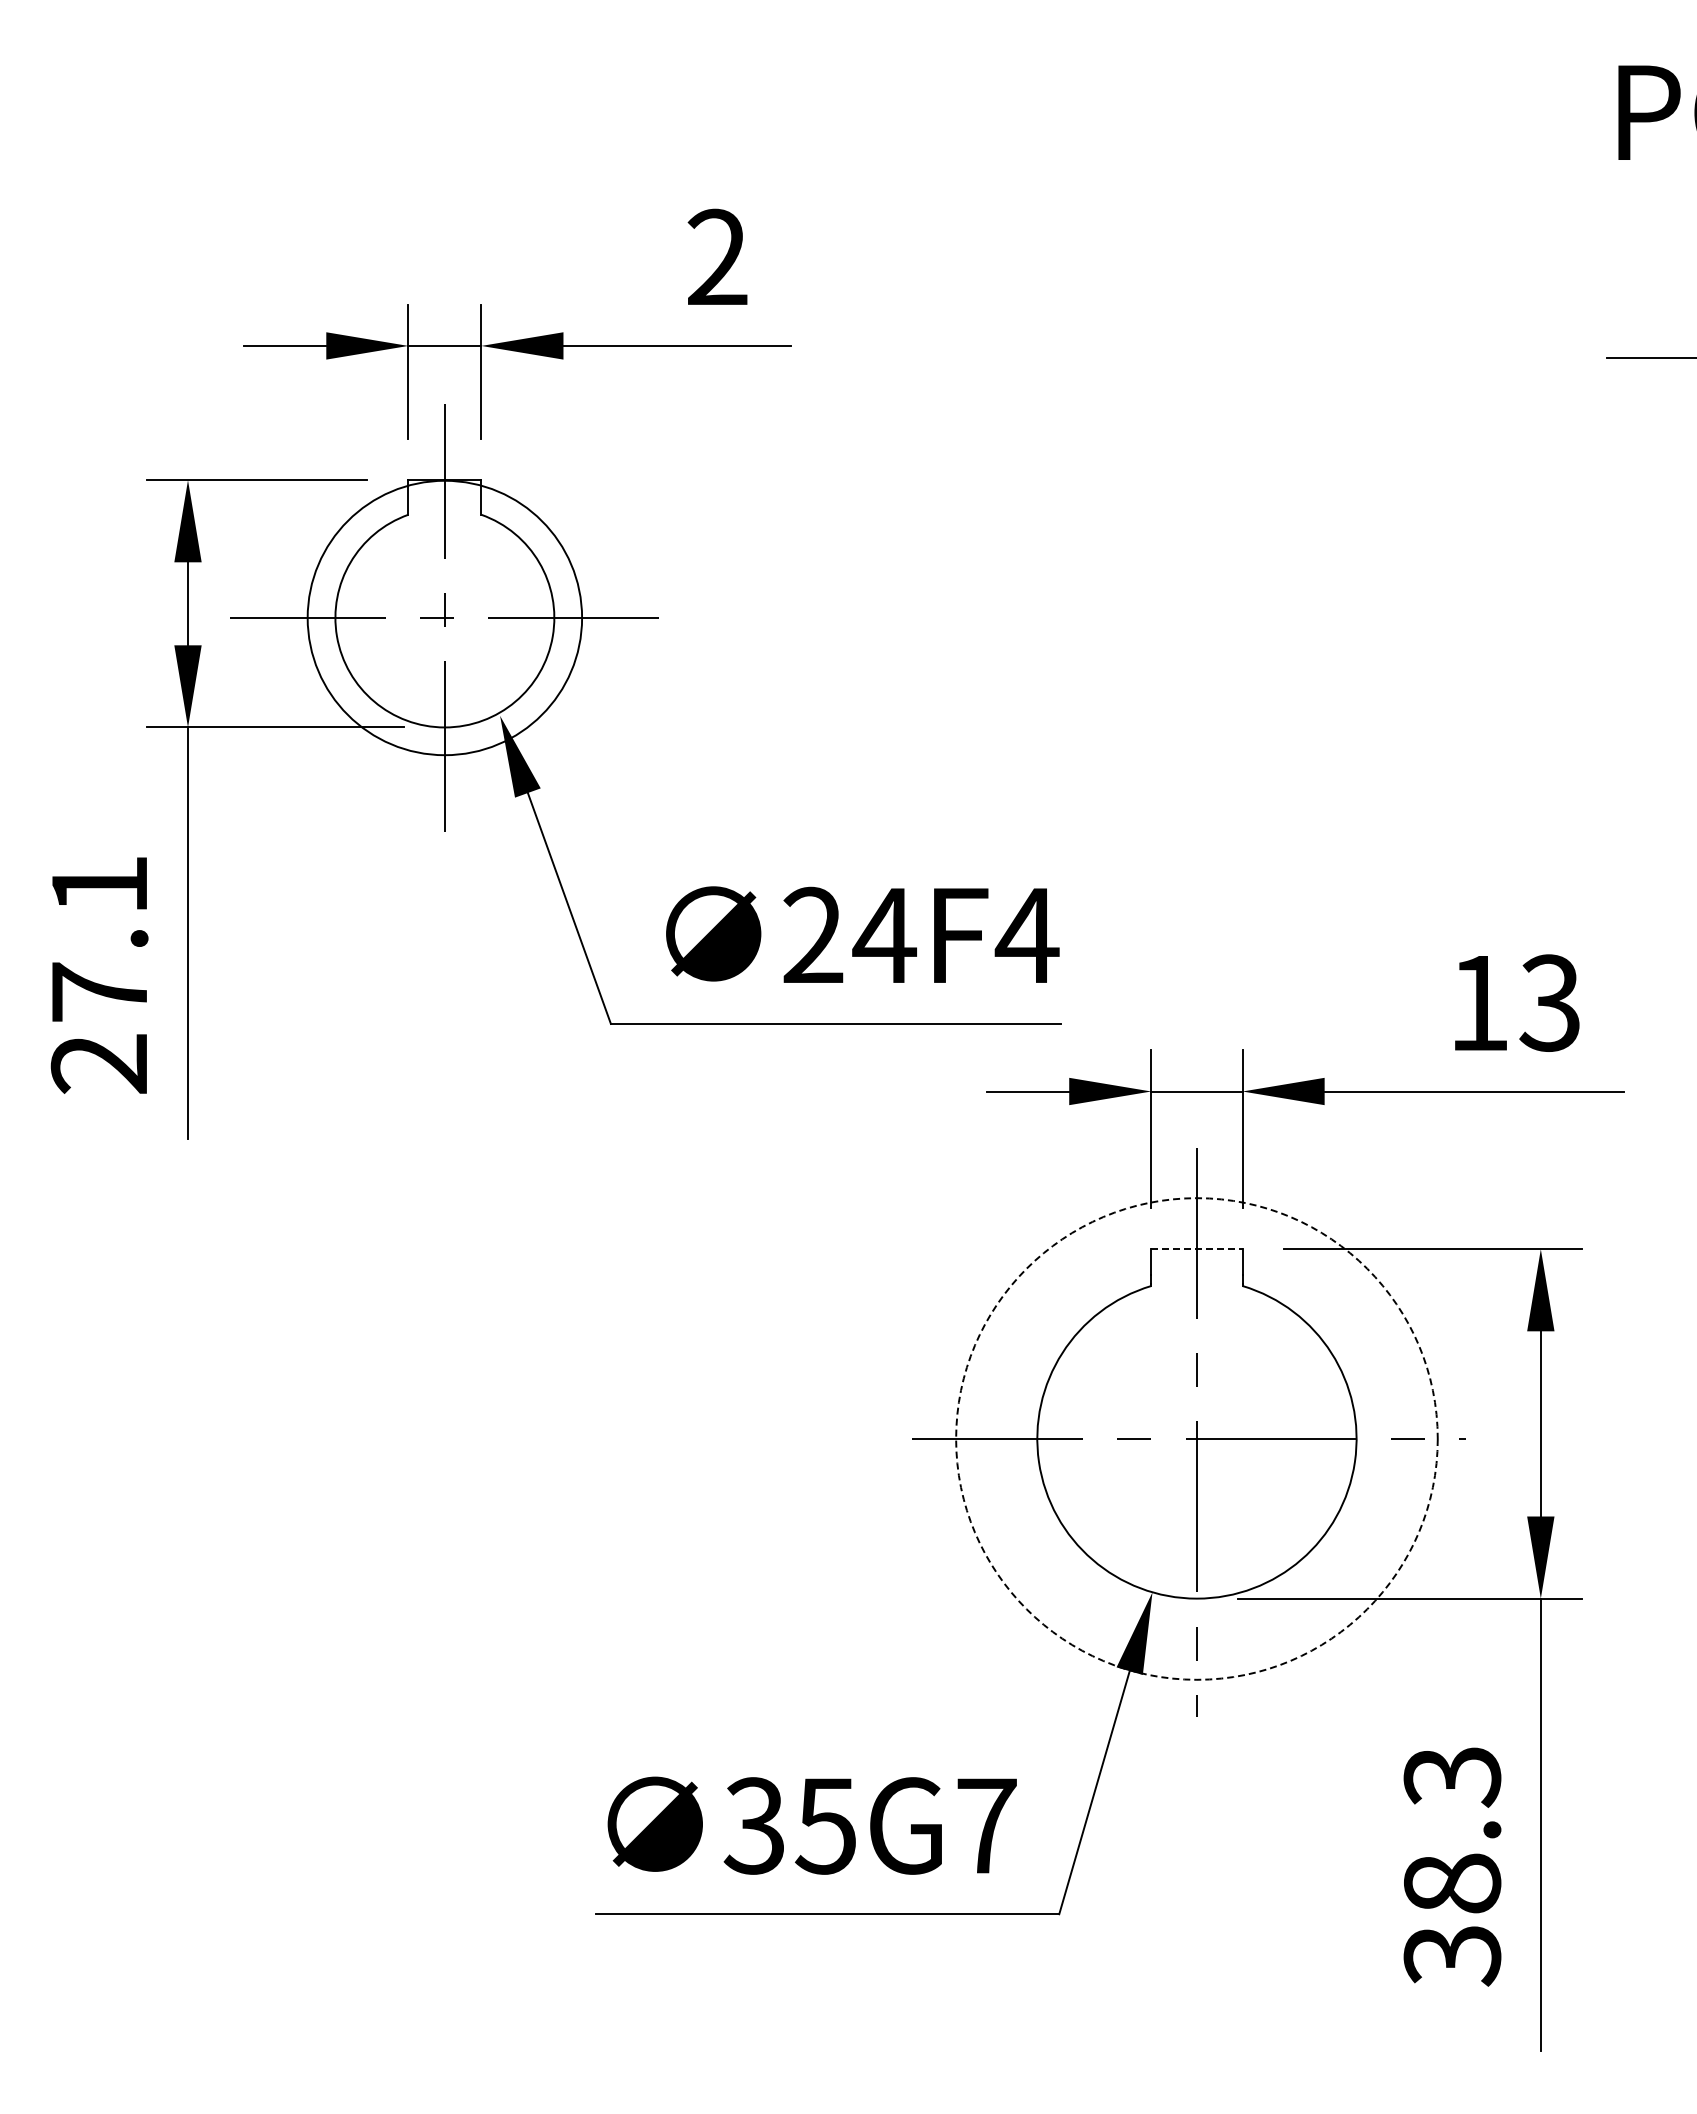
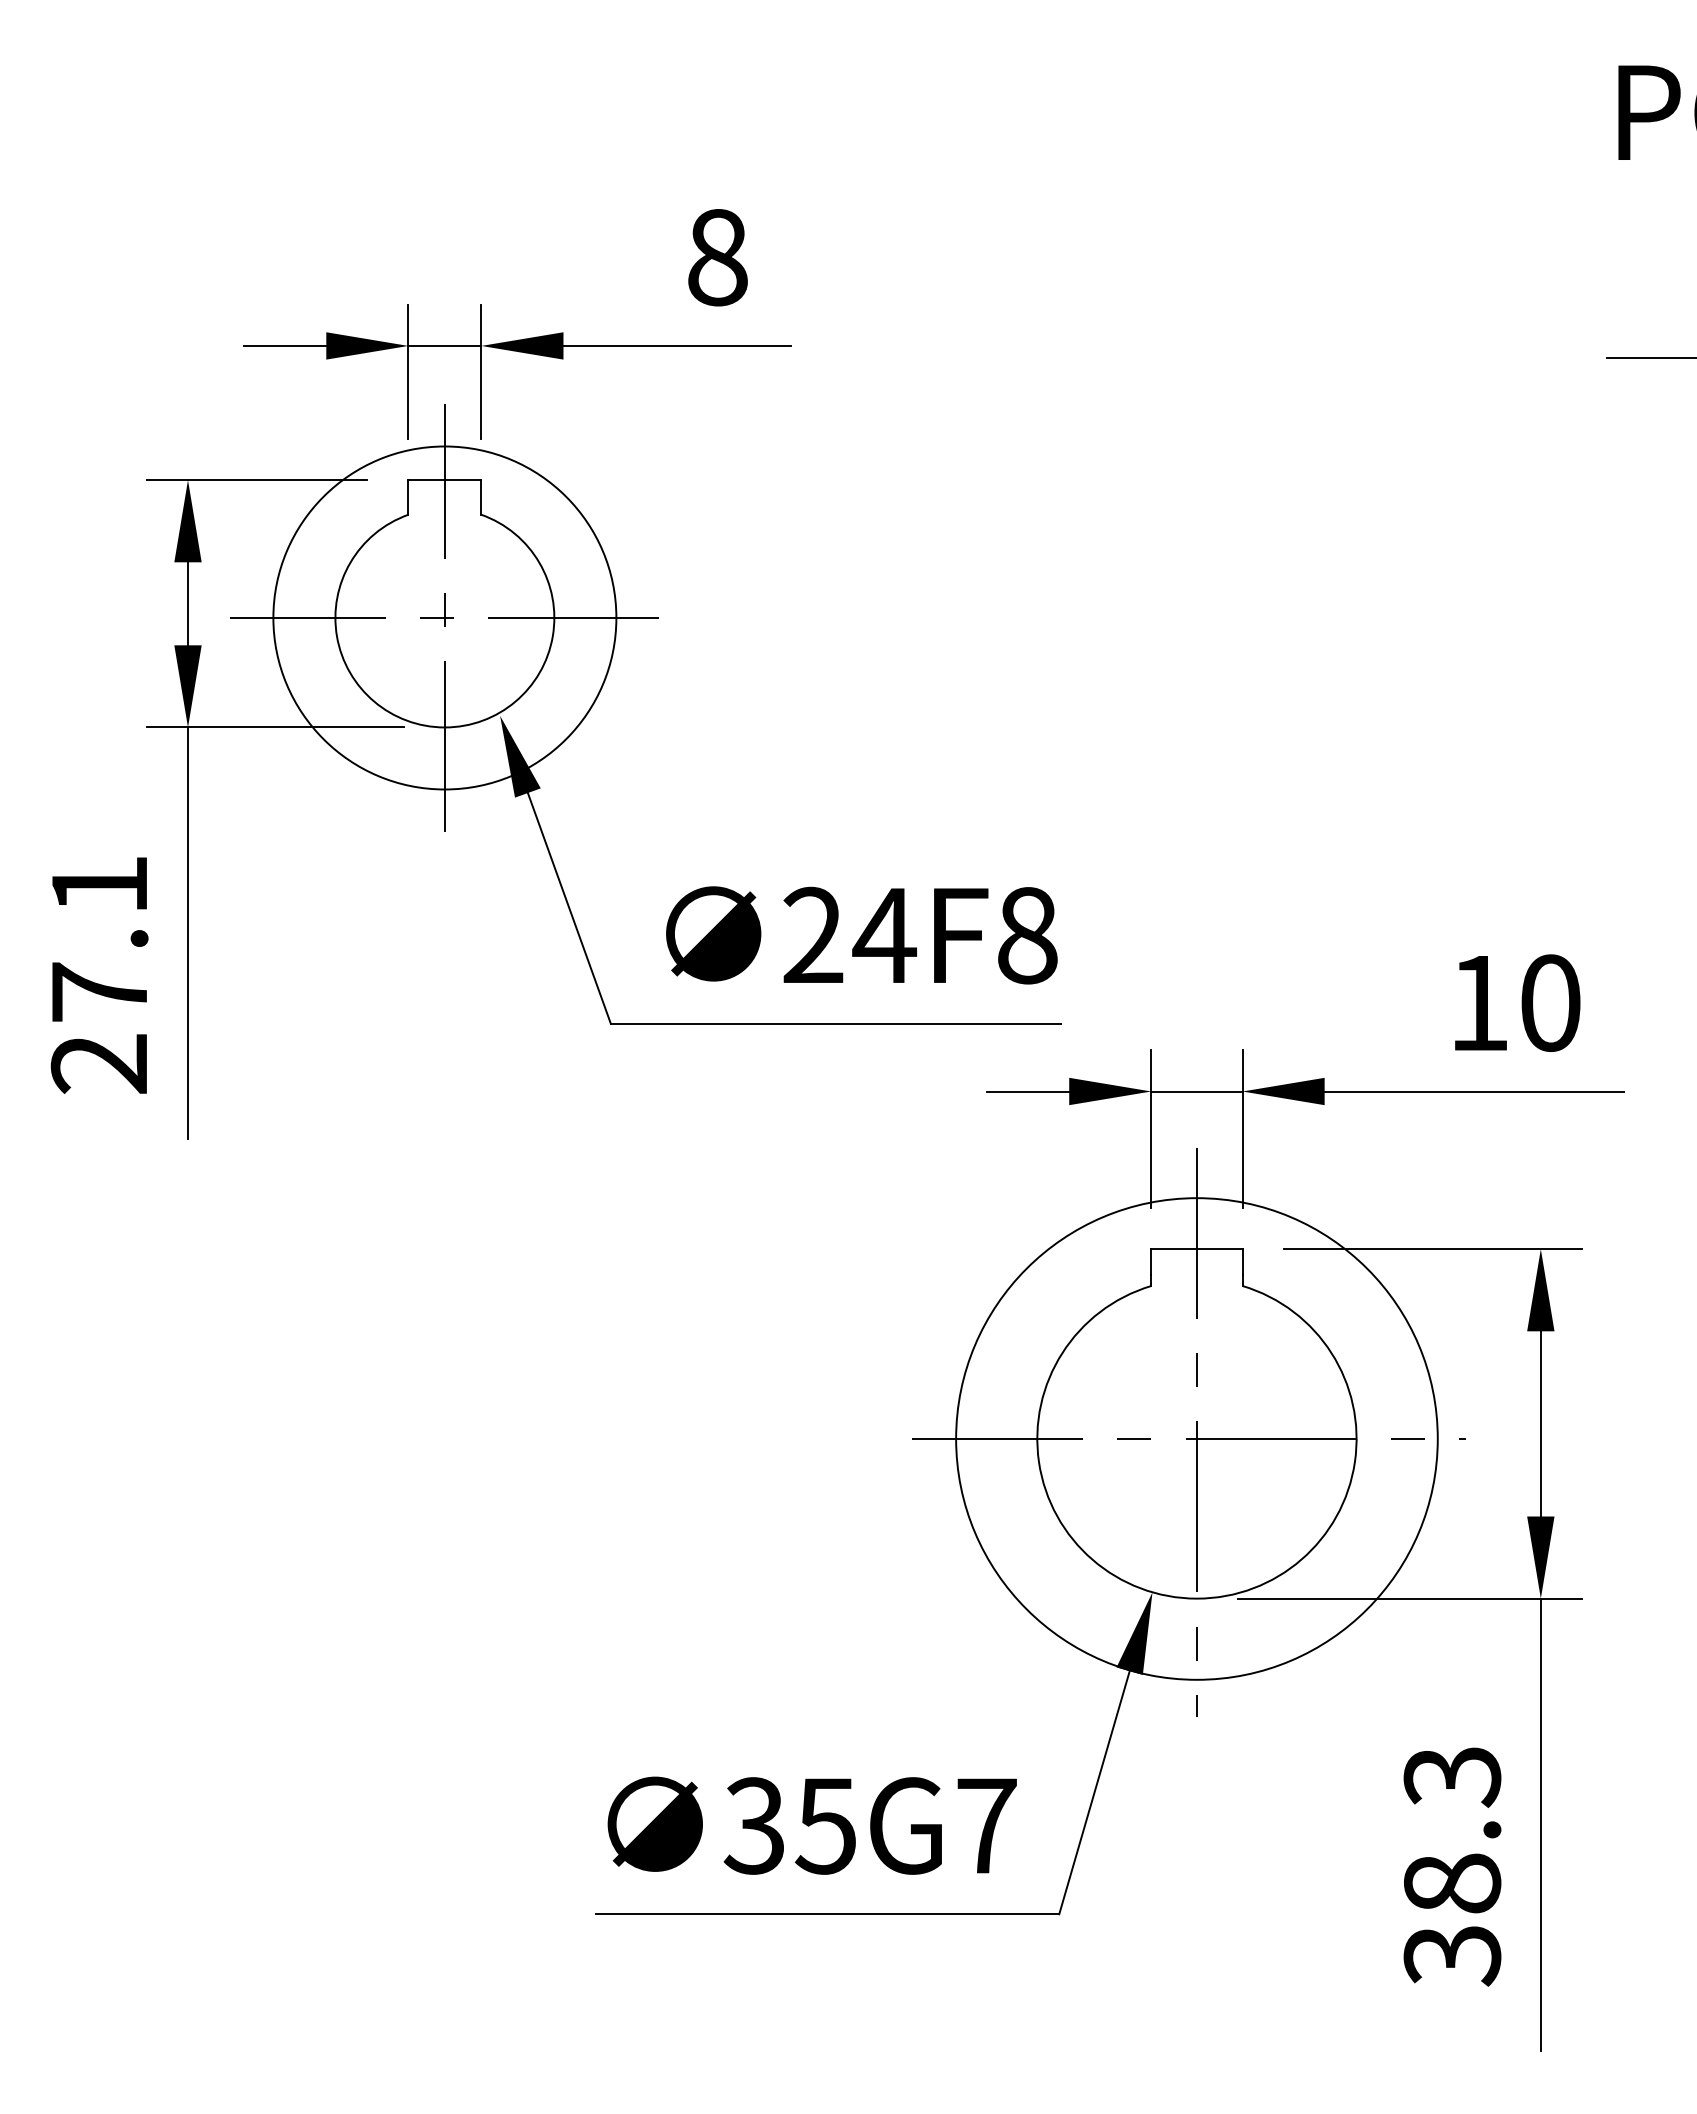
text: 2 -> 8 (717, 257)
circle diameter: 274 px -> 343 px (444, 617)
text: 24F4 -> 24F8 (1026, 935)
text: 13 -> 10 (1549, 1002)
line: dashed -> solid (1196, 1249)
circle: dashed -> solid (1196, 1438)
